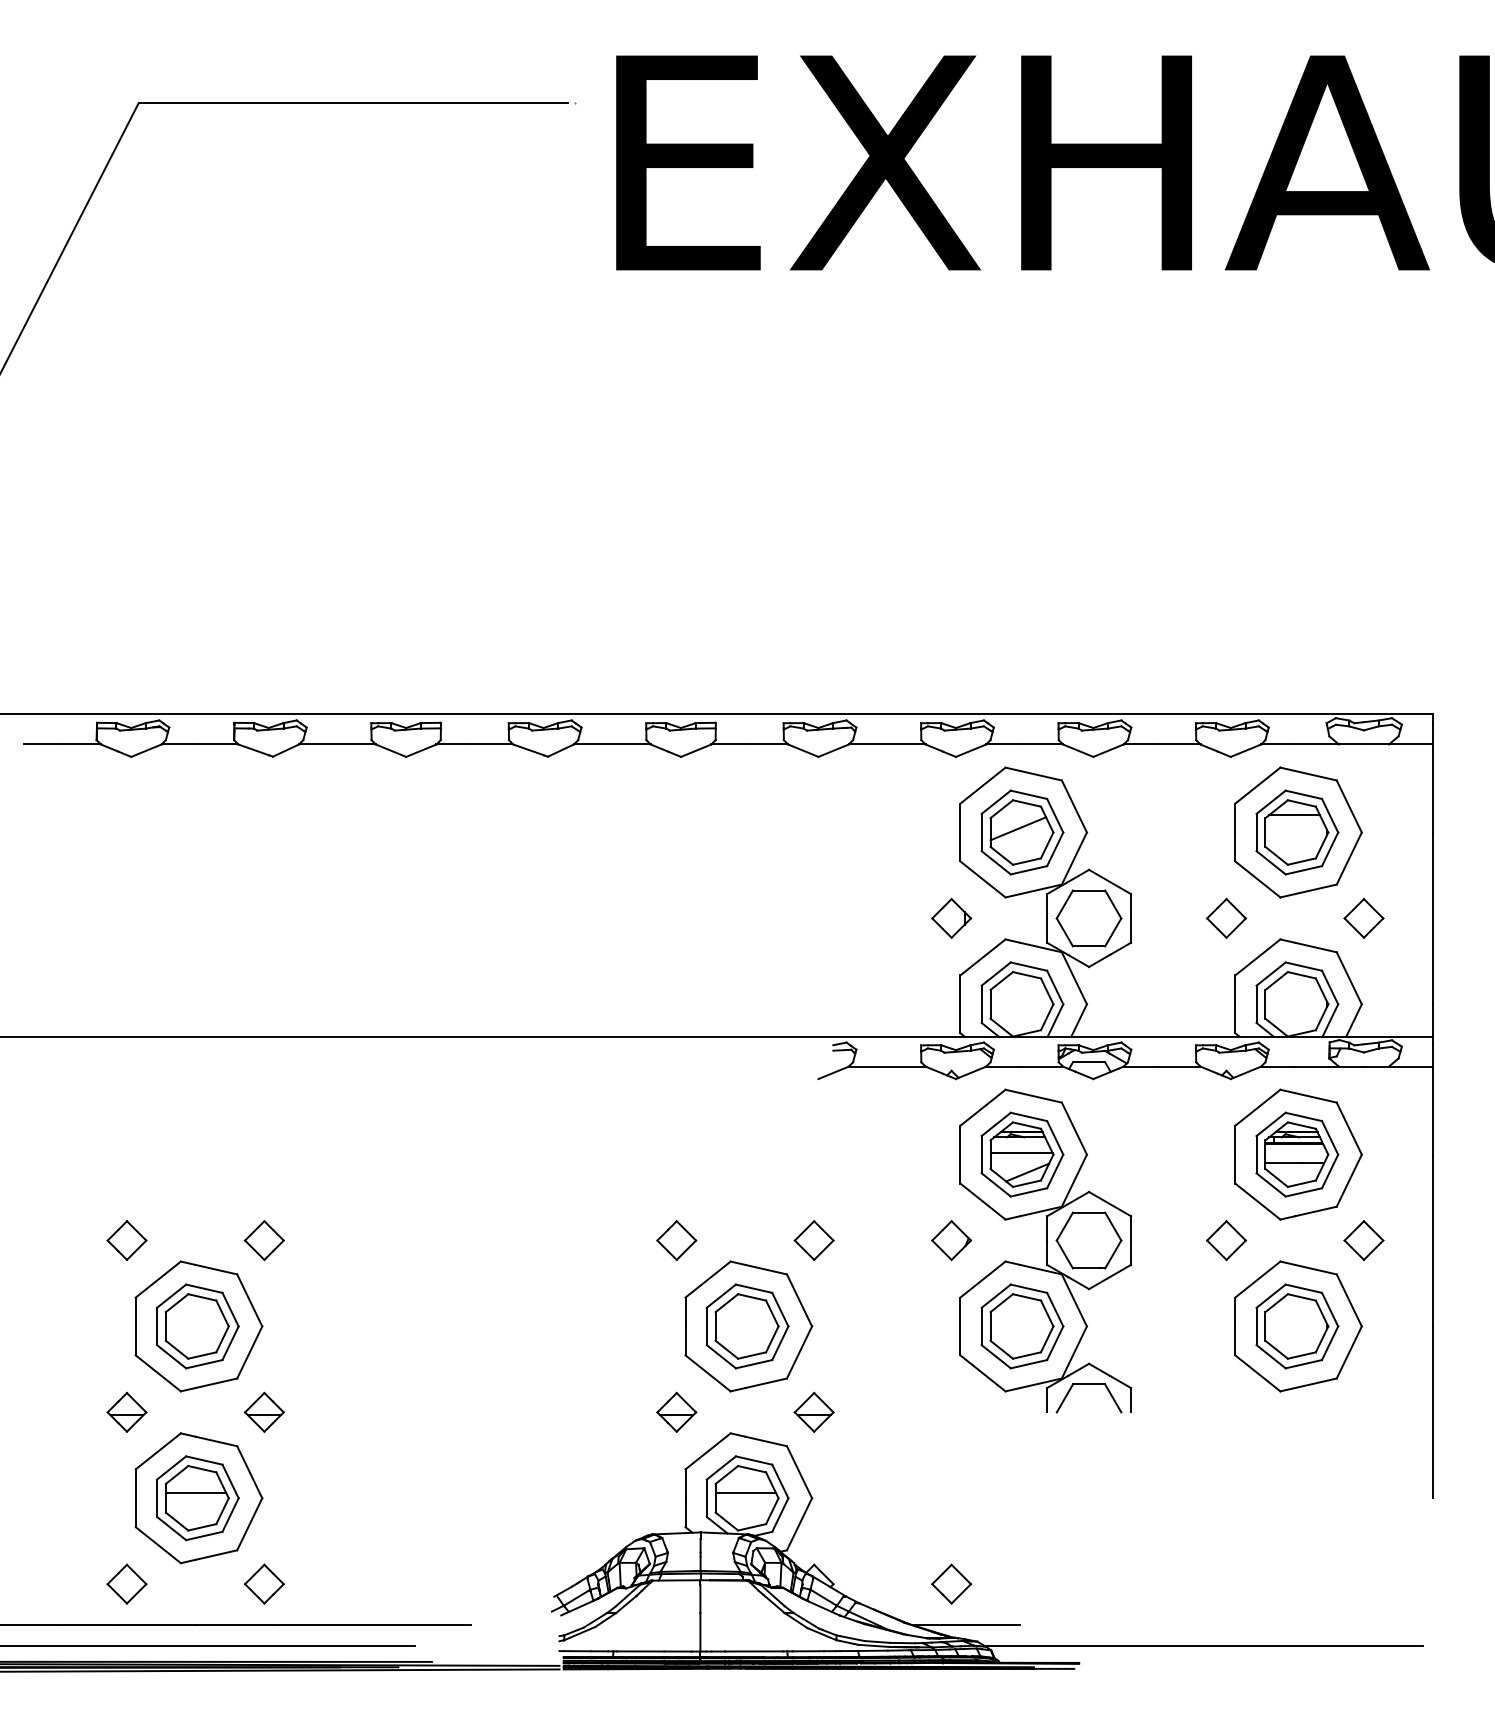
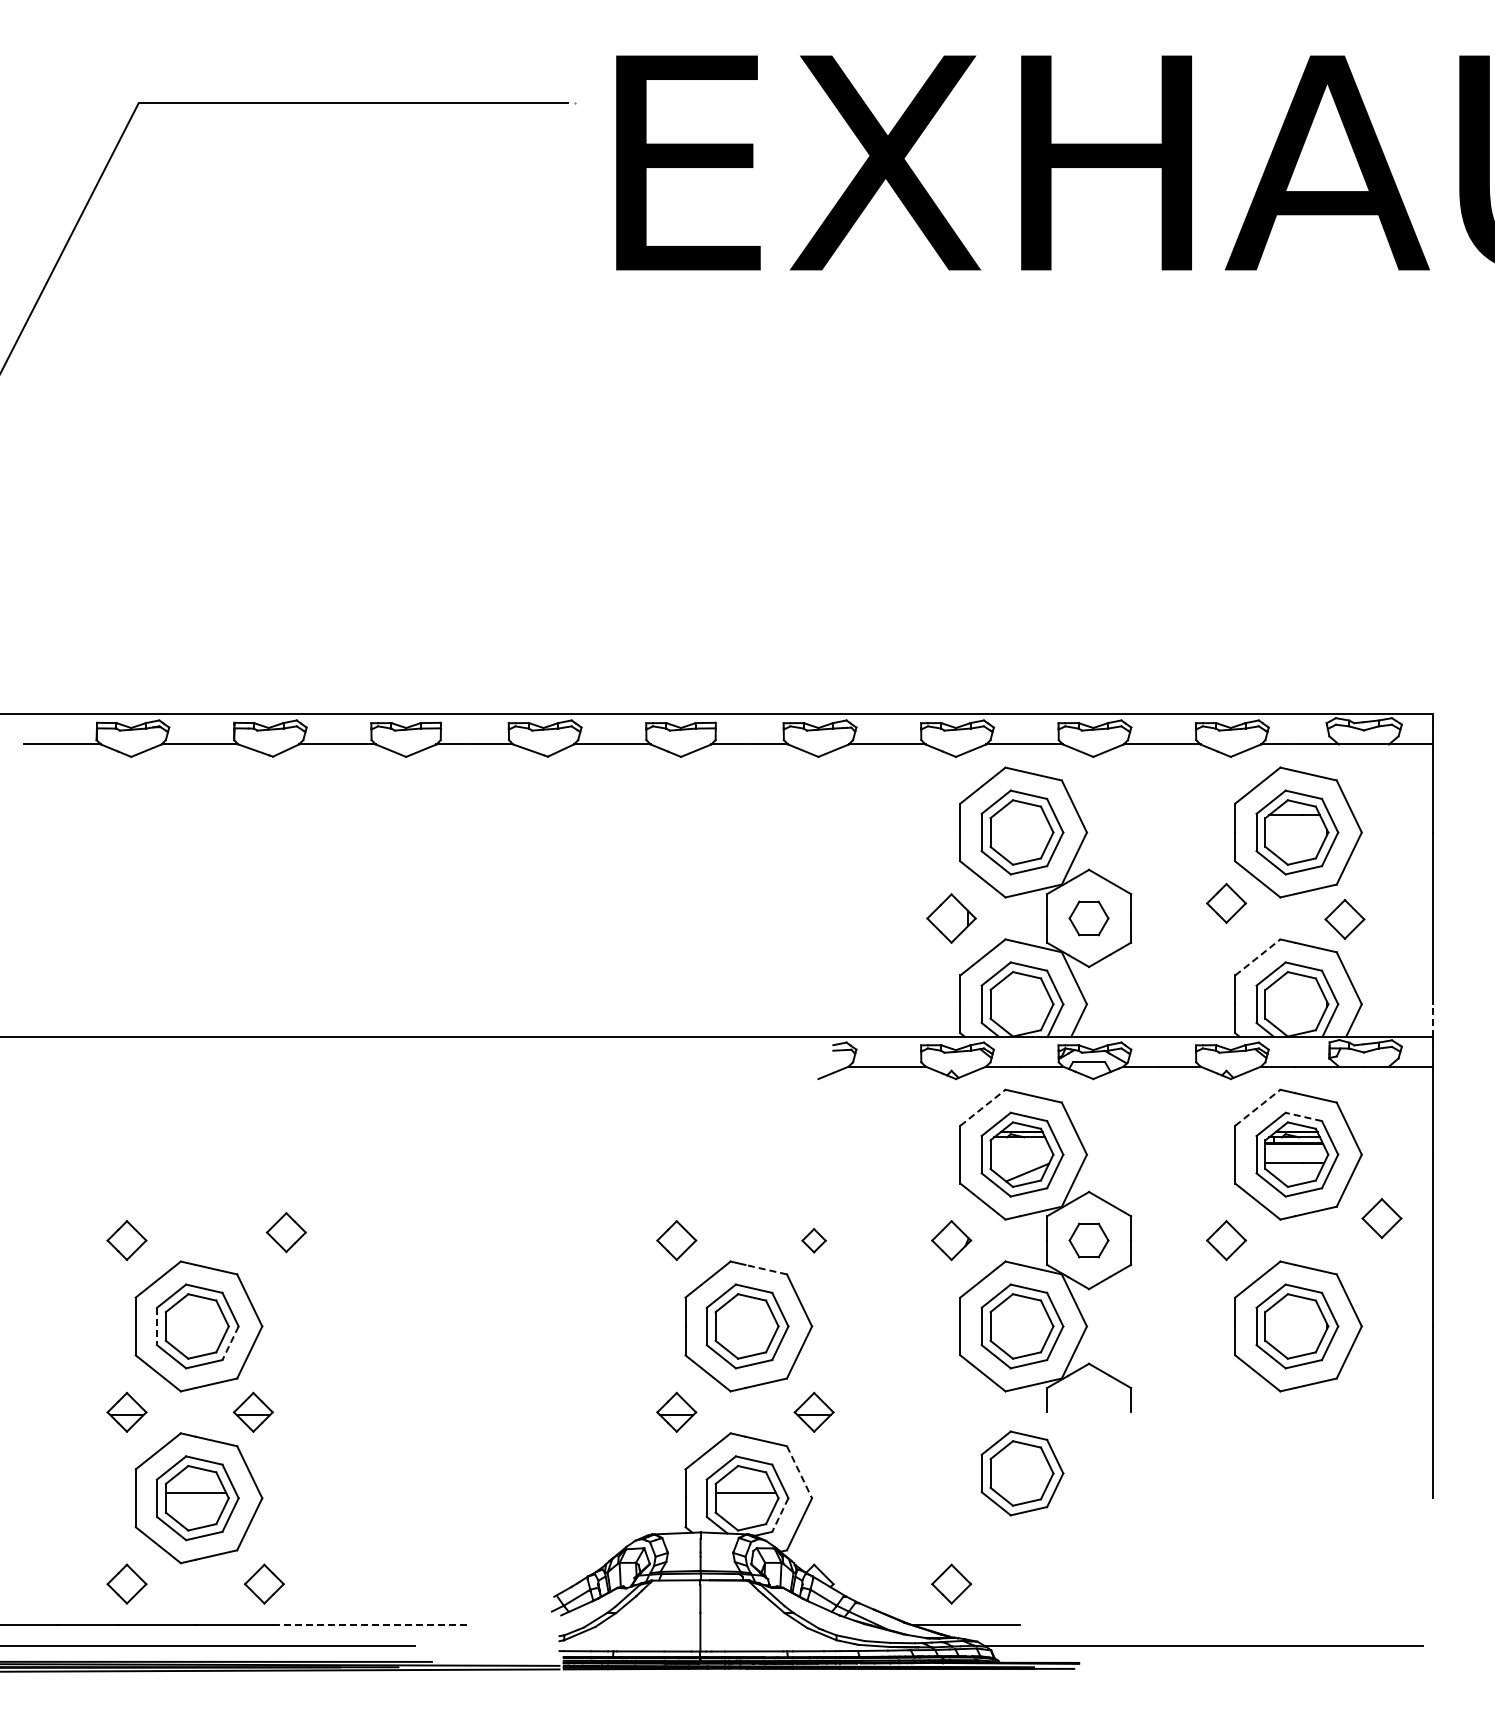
line: present -> none (1018, 828)
part size: 42x42 px -> 51x51 px (951, 918)
part position: (1226, 917) -> (1226, 902) (1226, 902)
part size: 68x59 px -> 42x37 px (1088, 918)
part position: (1363, 918) -> (1344, 919) (1344, 919)
line: solid -> dashed (1257, 957)
line: solid -> dashed (1432, 1019)
line: solid -> dashed (982, 1107)
line: solid -> dashed (1257, 1107)
line: solid -> dashed (1303, 1116)
line: present -> none (1021, 1152)
part position: (263, 1240) -> (285, 1232) (285, 1232)
part size: 42x42 px -> 26x26 px (813, 1240)
part size: 68x59 px -> 42x37 px (1088, 1240)
part position: (1363, 1240) -> (1381, 1218) (1381, 1218)
line: solid -> dashed (765, 1269)
line: solid -> dashed (157, 1326)
line: solid -> dashed (230, 1343)
part: present -> none (1088, 1384)
part position: (263, 1411) -> (252, 1411) (252, 1411)
line: solid -> dashed (799, 1472)
part: none -> present (1022, 1473)
line: solid -> dashed (780, 1515)
line: solid -> dashed (371, 1624)
